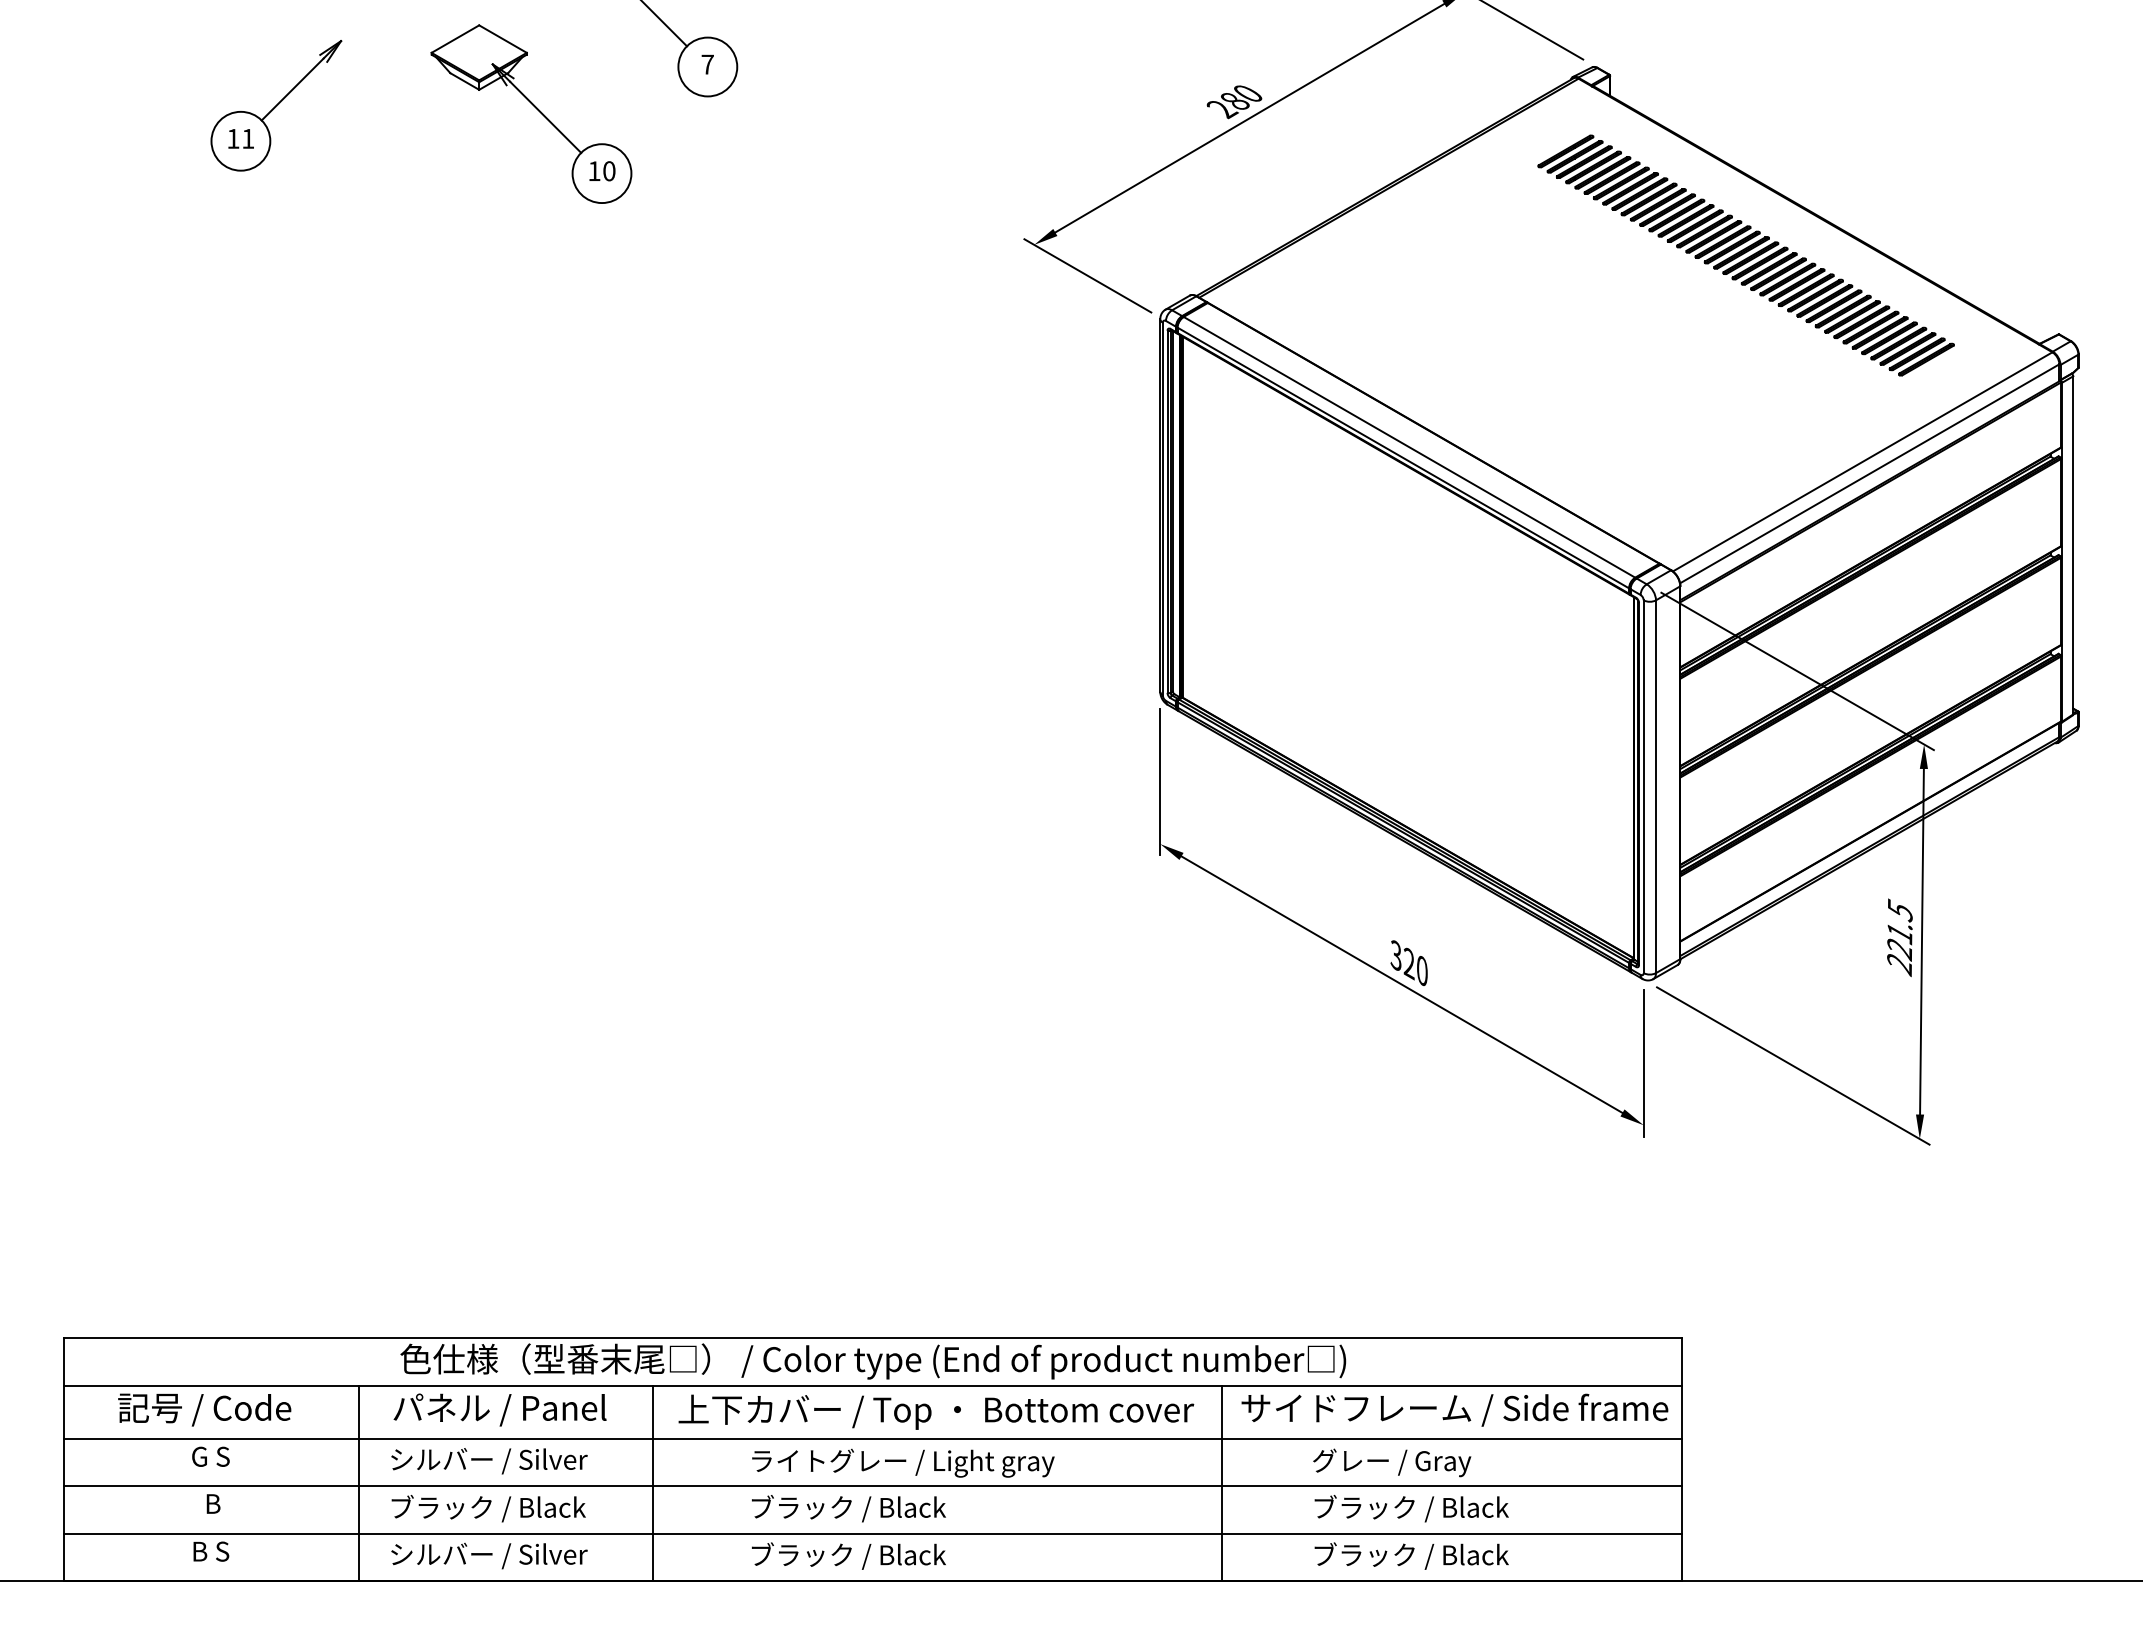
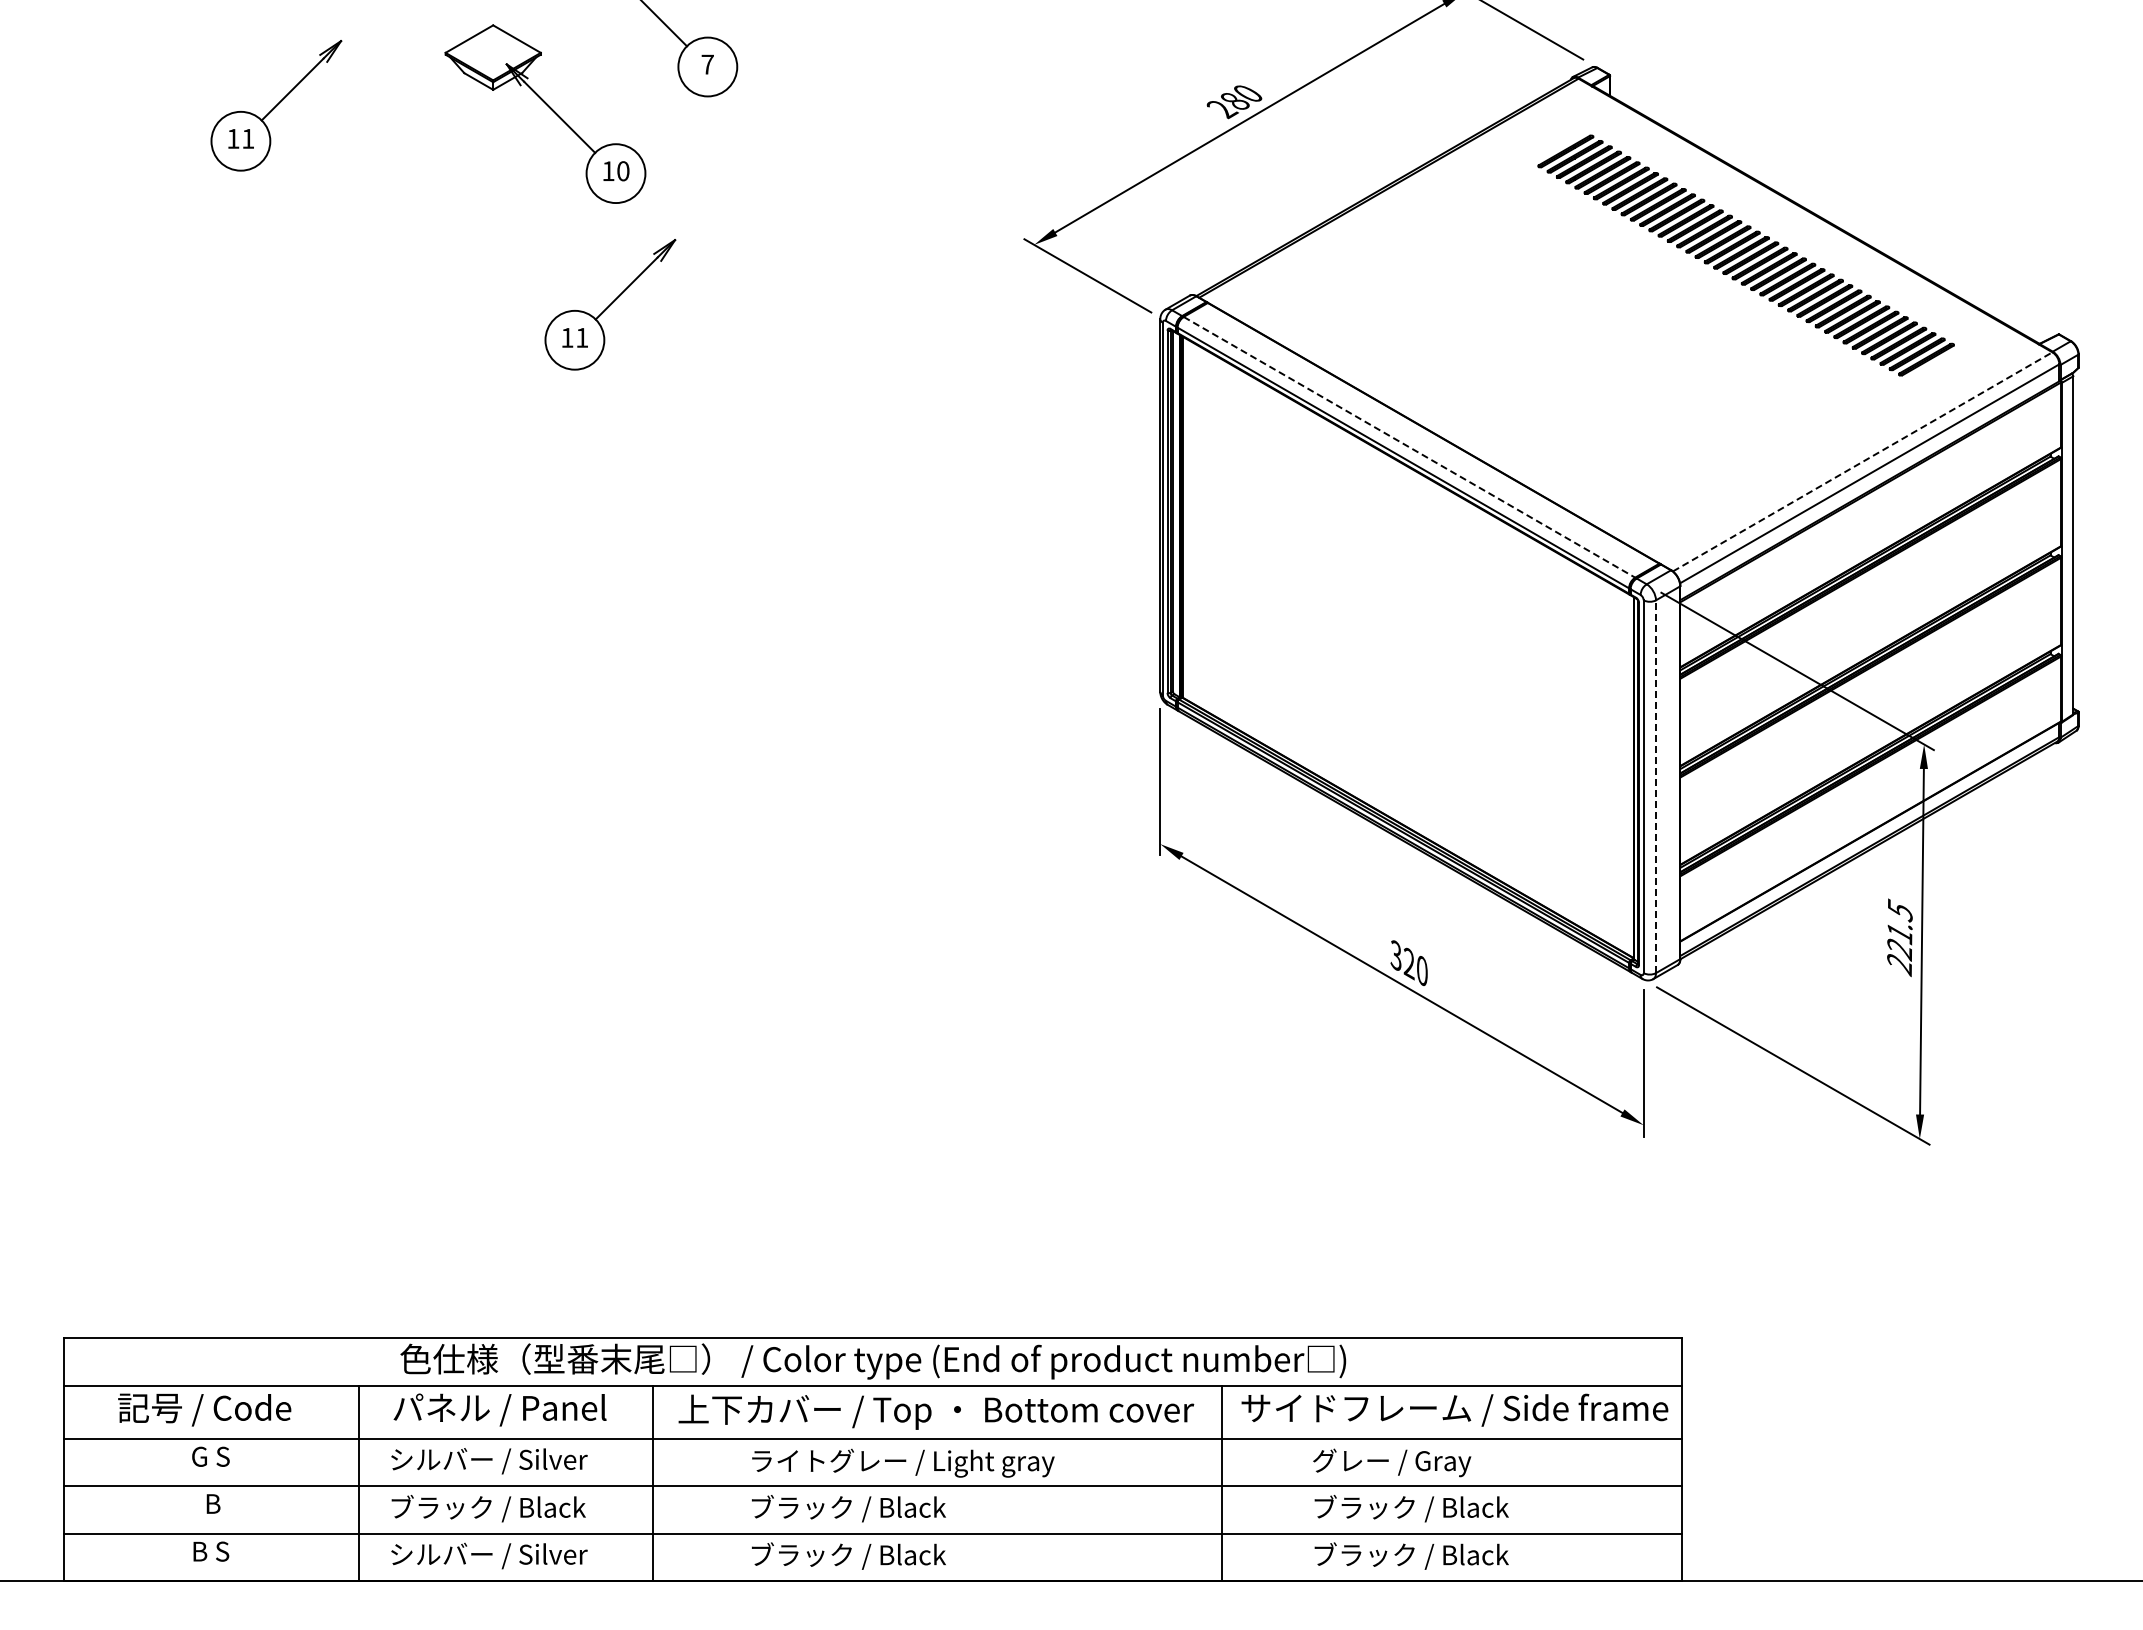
part position: (535, 108) -> (549, 108) (549, 108)
part: none -> present (610, 304)
line: solid -> dashed (1409, 447)
line: solid -> dashed (1863, 461)
line: solid -> dashed (1656, 786)
